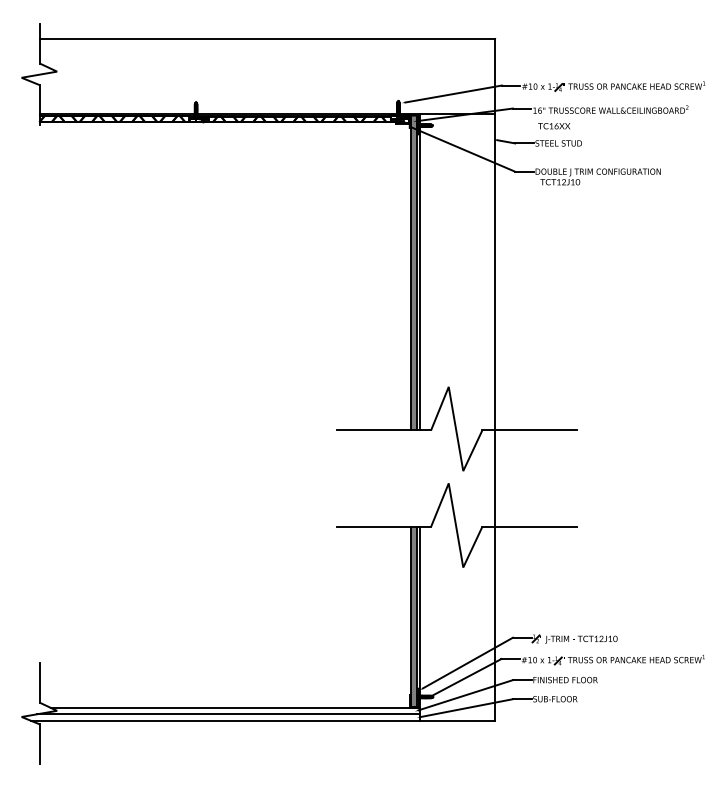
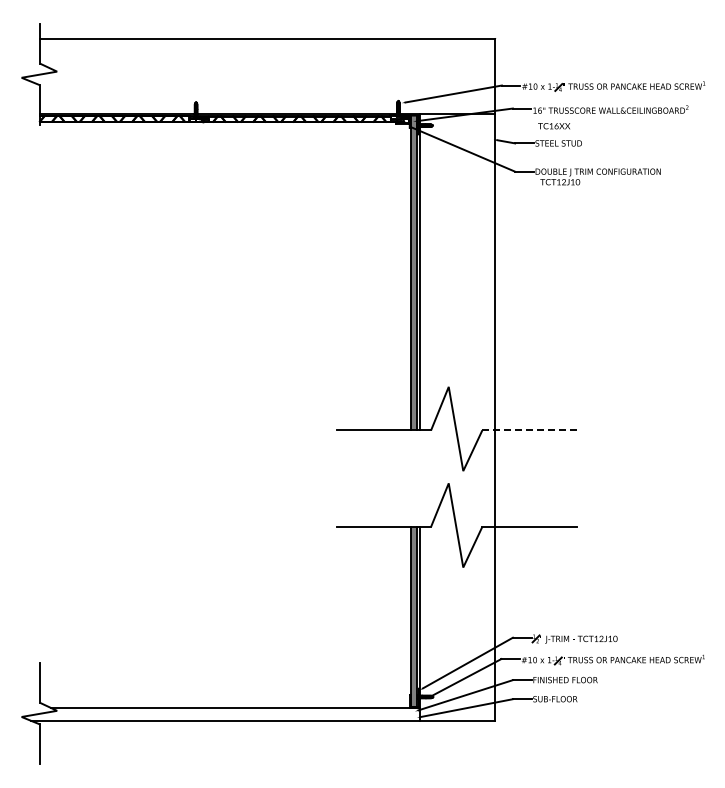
line: solid -> dashed (530, 430)
line: present -> none (227, 714)
